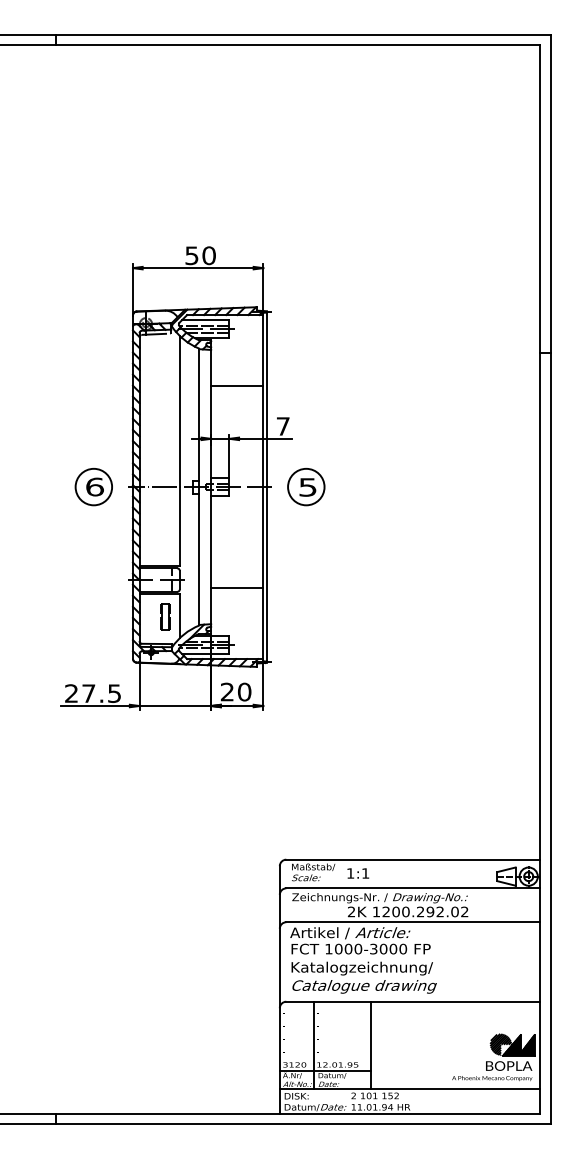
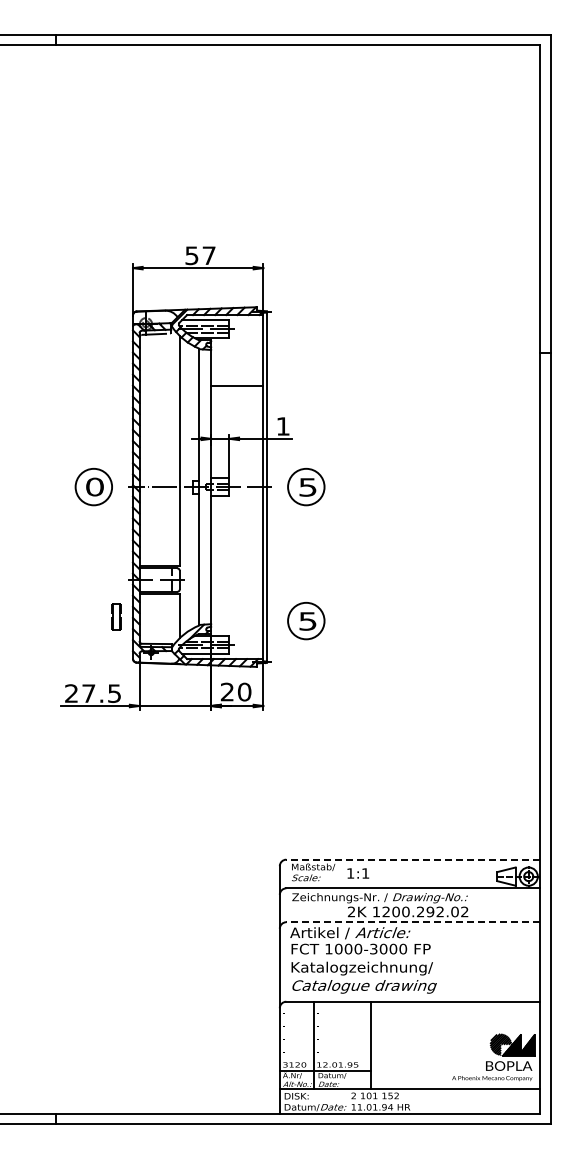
text: 50 -> 57 (208, 255)
text: 7 -> 1 (283, 426)
text: 6 -> 0 (94, 486)
line: present -> none (237, 587)
part position: (165, 616) -> (116, 616) (116, 616)
part: none -> present (306, 621)
line: solid -> dashed (412, 859)
line: solid -> dashed (412, 922)
